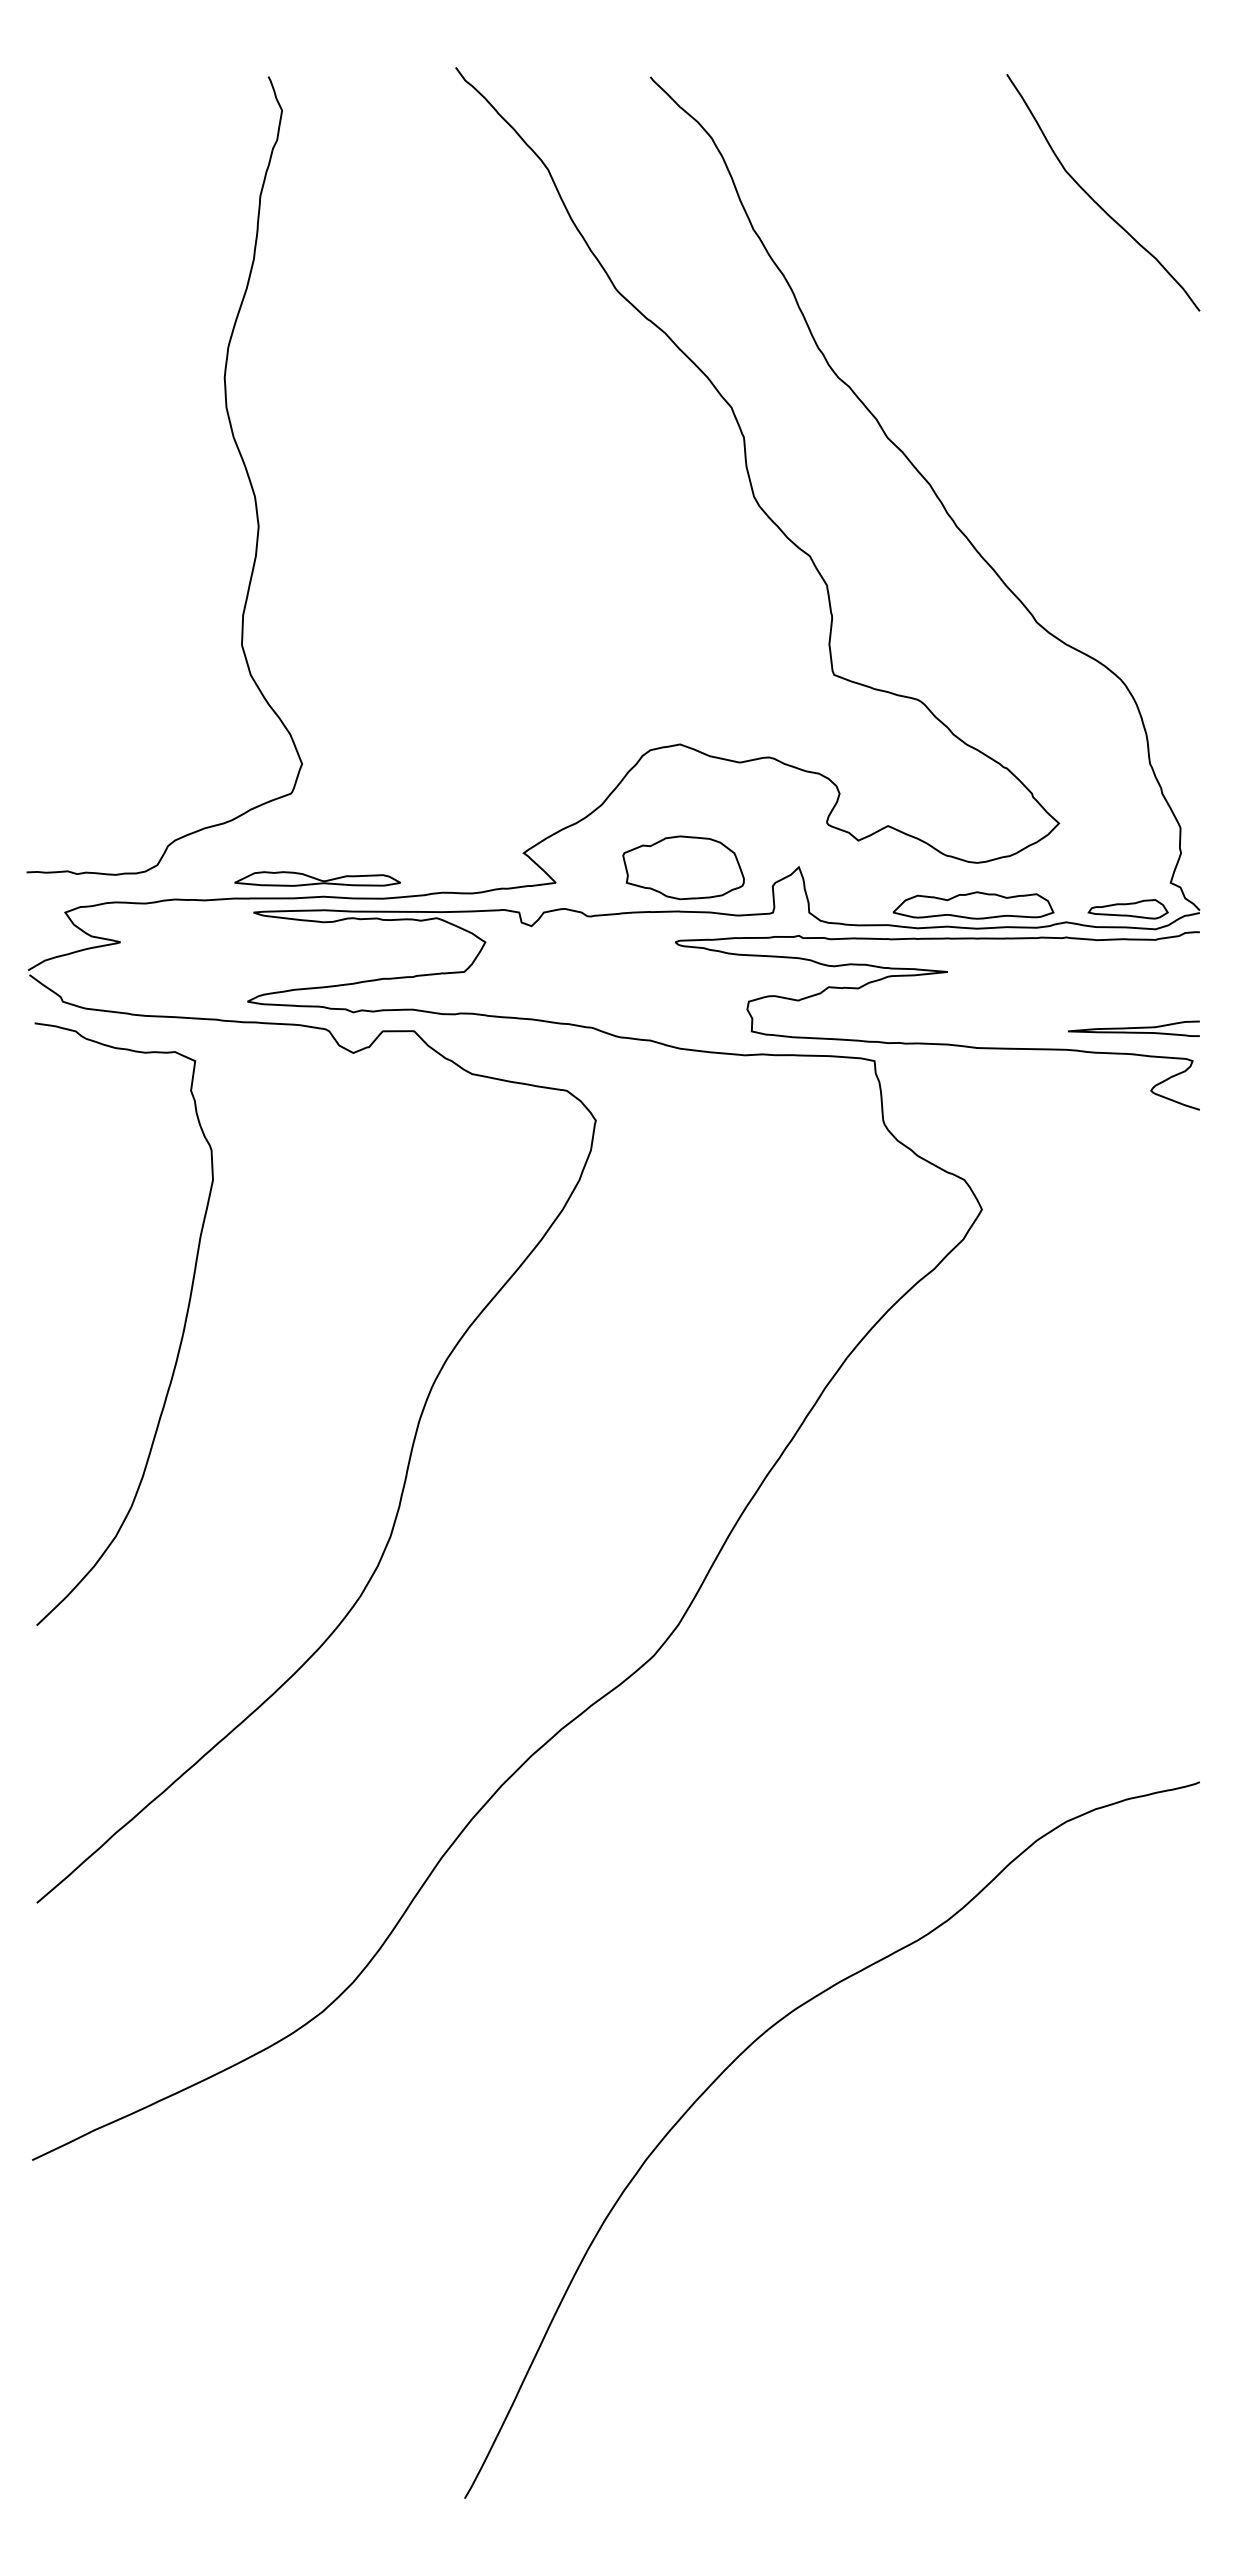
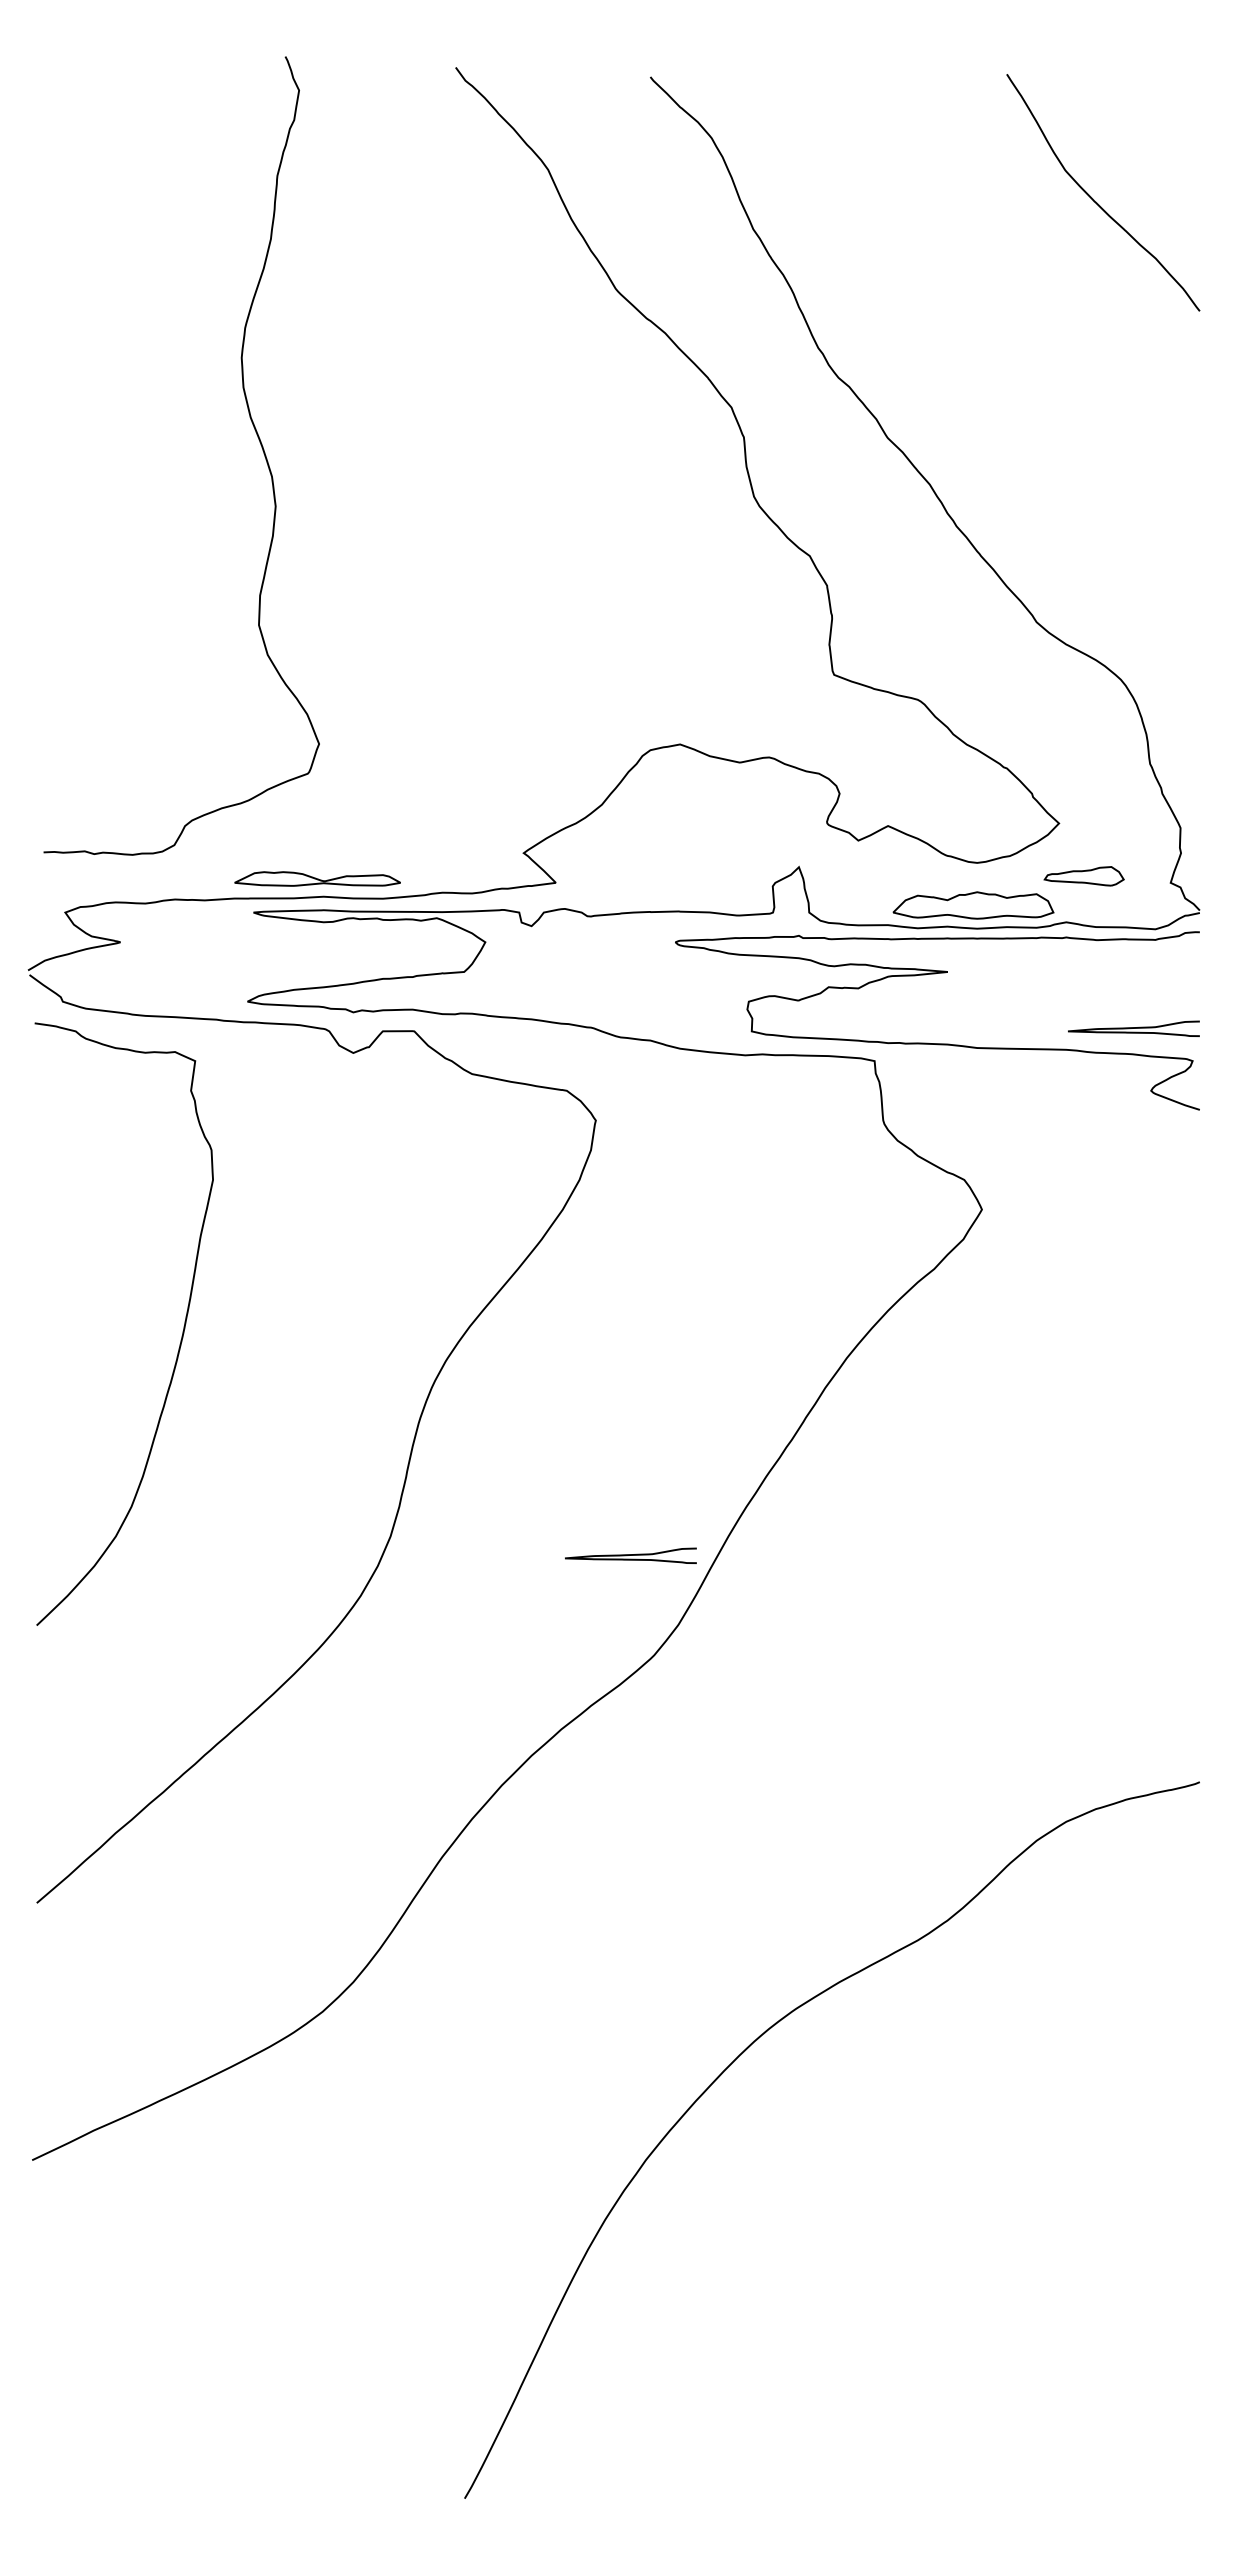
curve position: (235, 445) -> (252, 425) (252, 425)
part: present -> none (683, 867)
part position: (1127, 909) -> (1083, 876) (1083, 876)
curve: none -> present (630, 1555)
